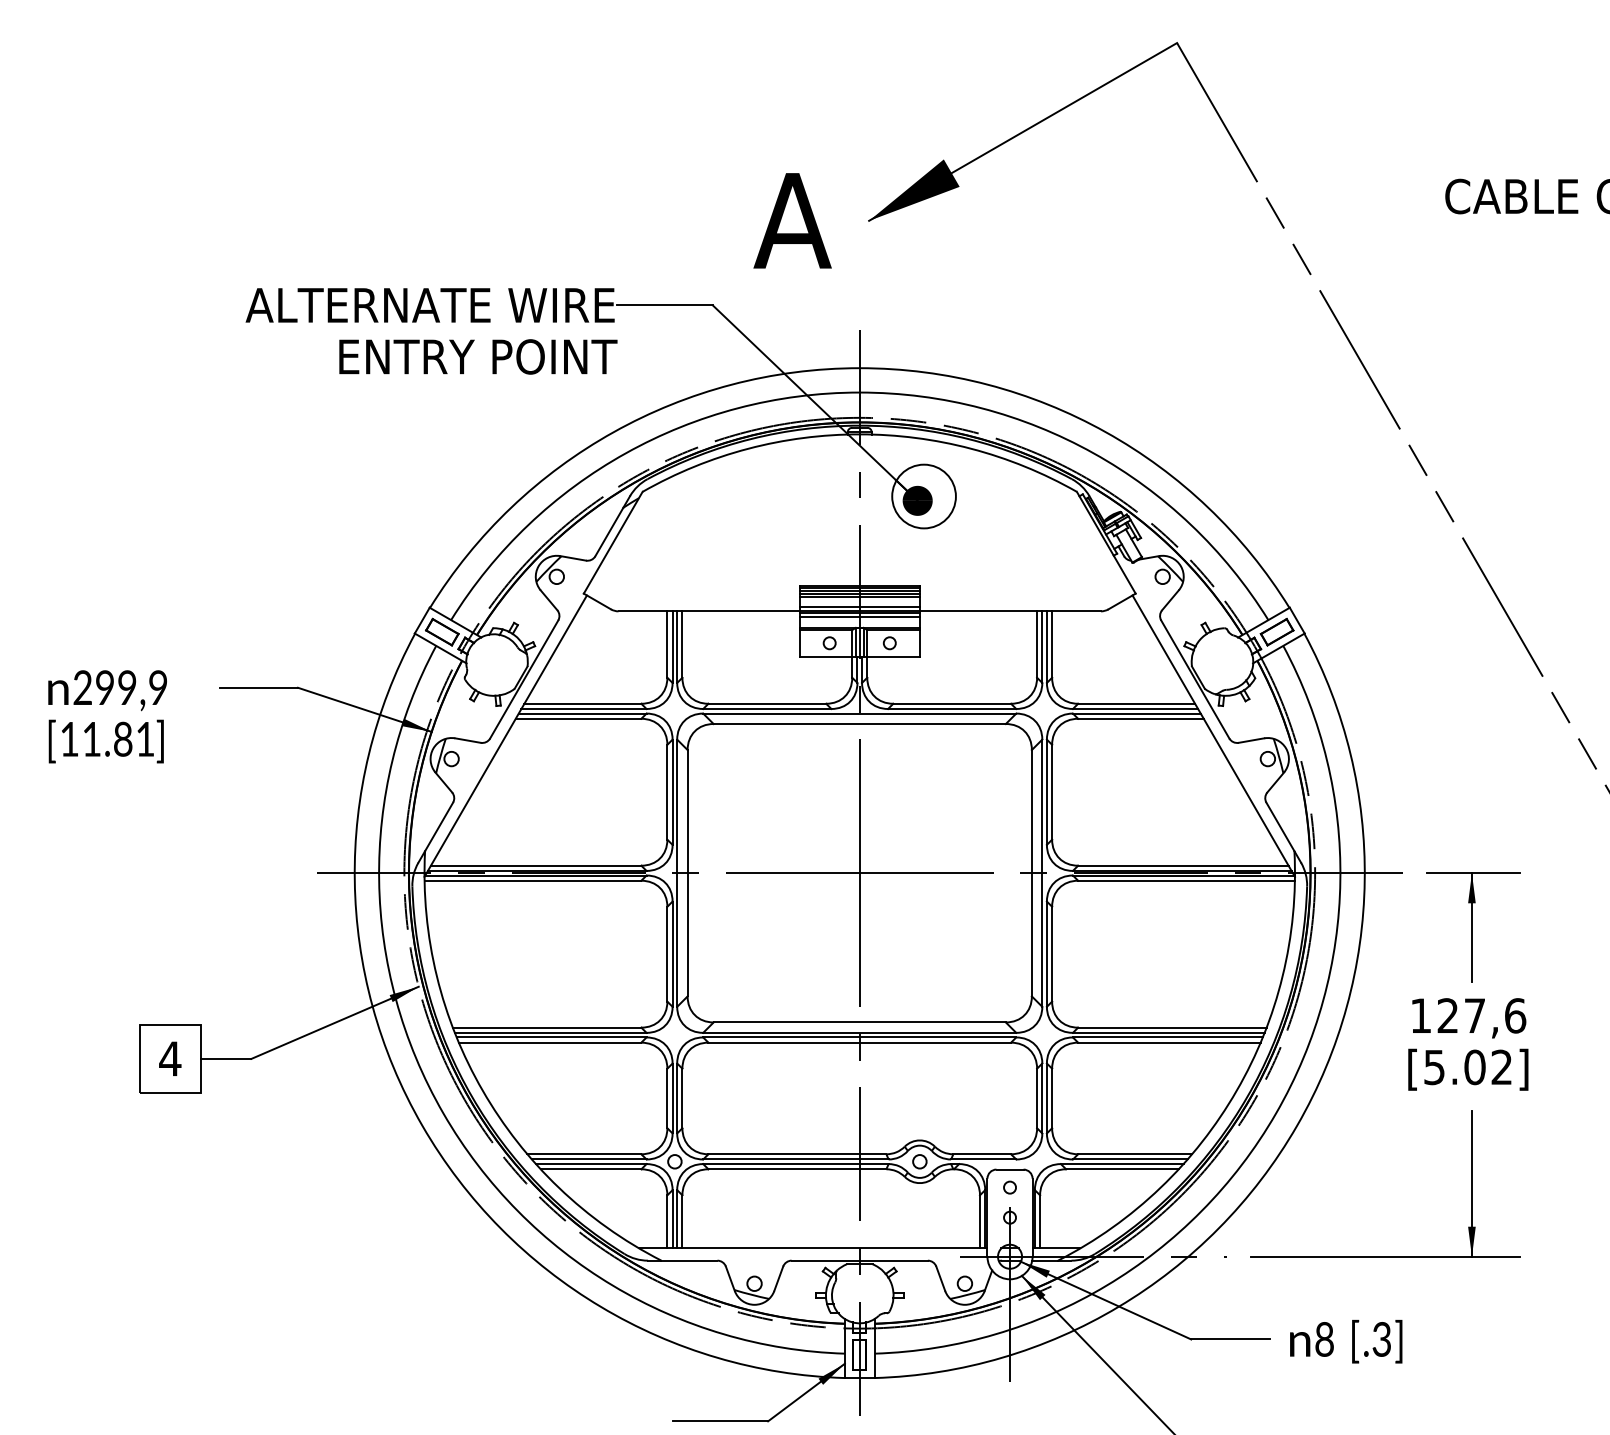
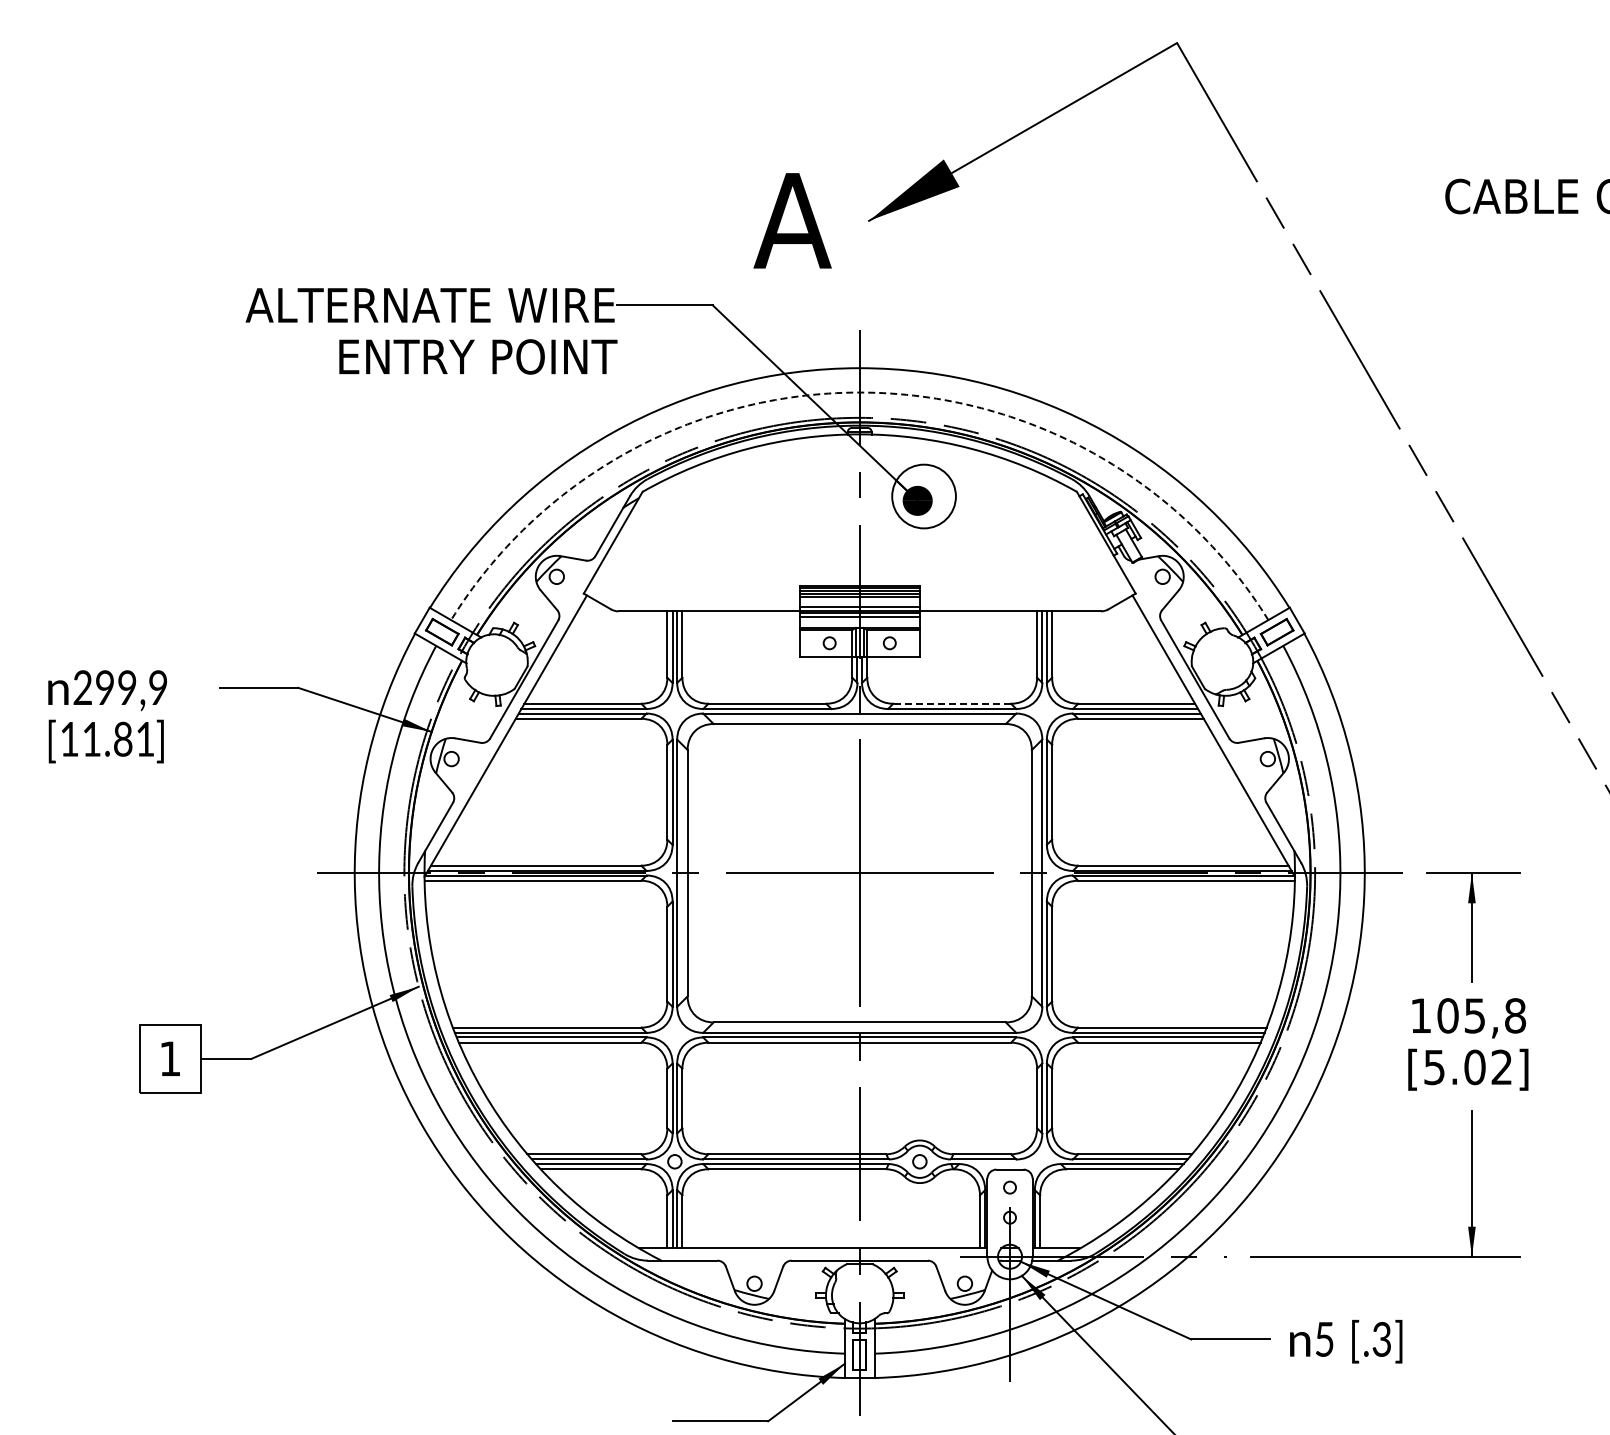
arc: solid -> dashed (859, 392)
line: solid -> dashed (952, 703)
text: 127,6 -> 105,8 (1481, 1015)
text: 4 -> 1 (170, 1058)
text: 8 -> 5 (1324, 1339)
